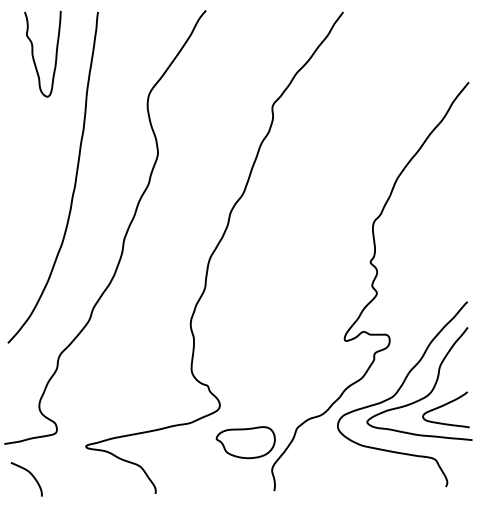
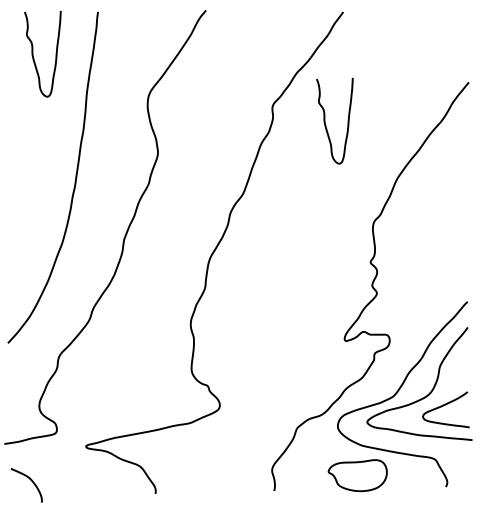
curve: none -> present (325, 120)
part position: (245, 442) -> (357, 475) (357, 475)
curve position: (30, 474) -> (30, 480) (30, 480)
